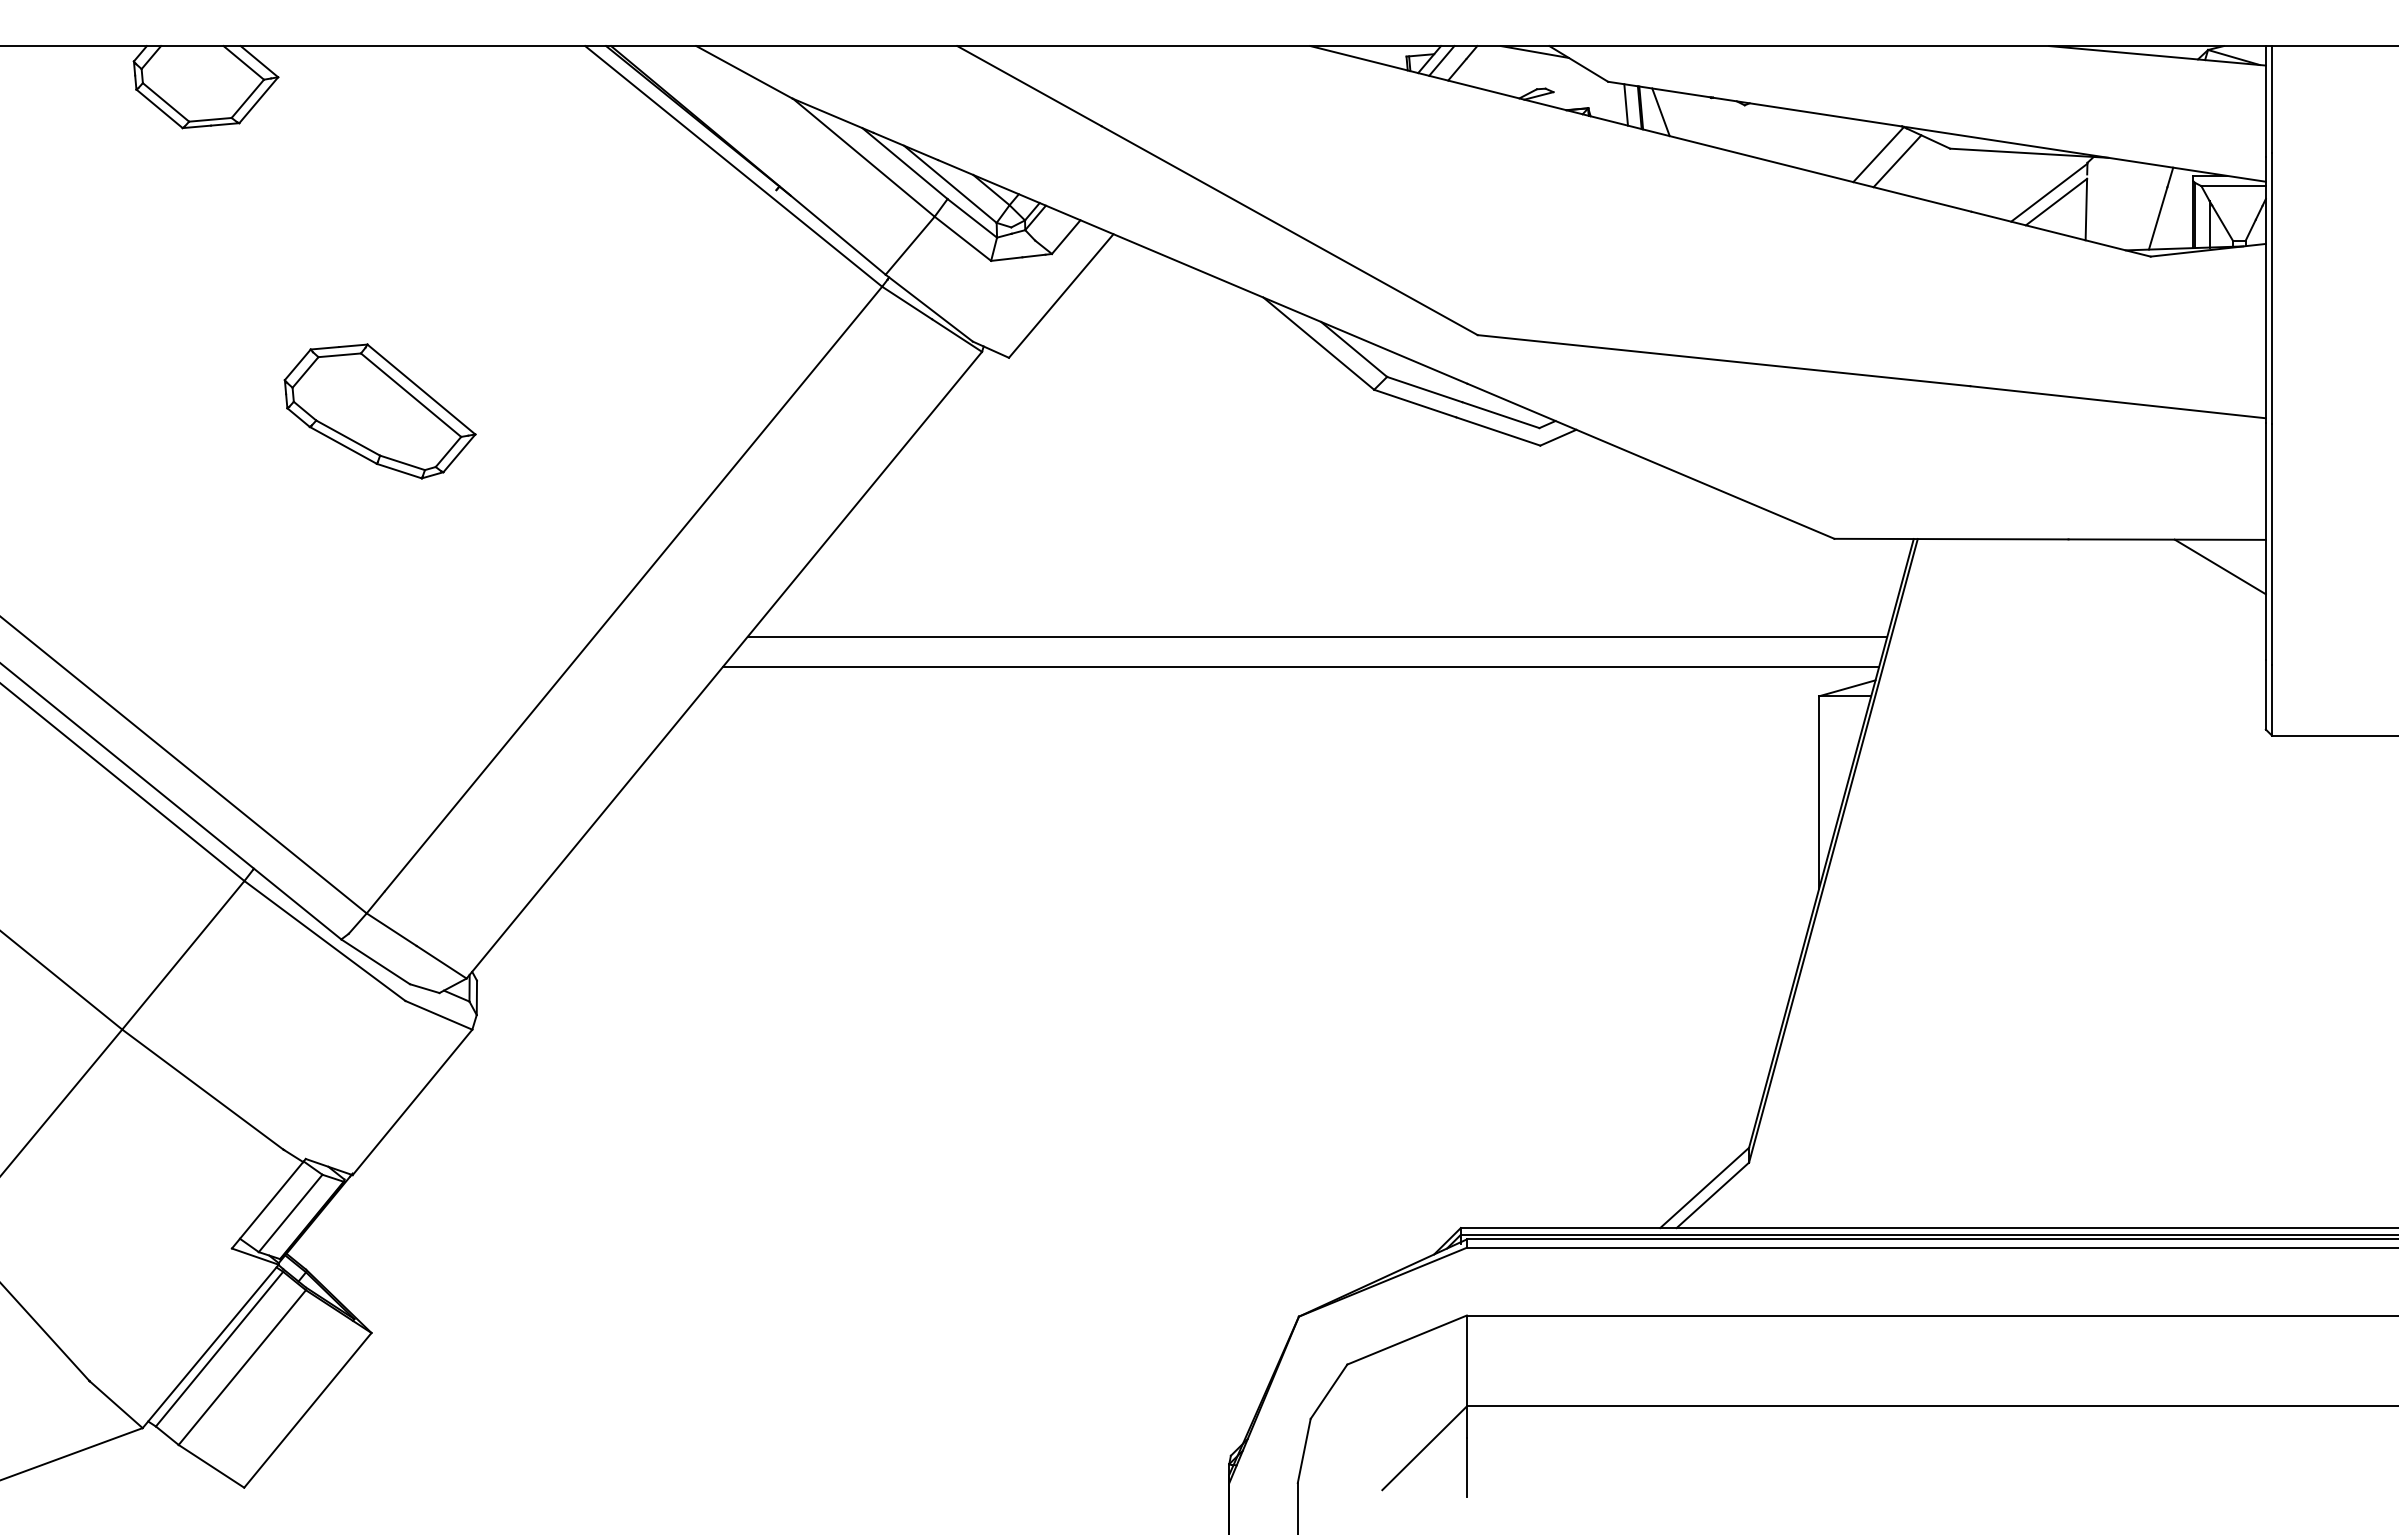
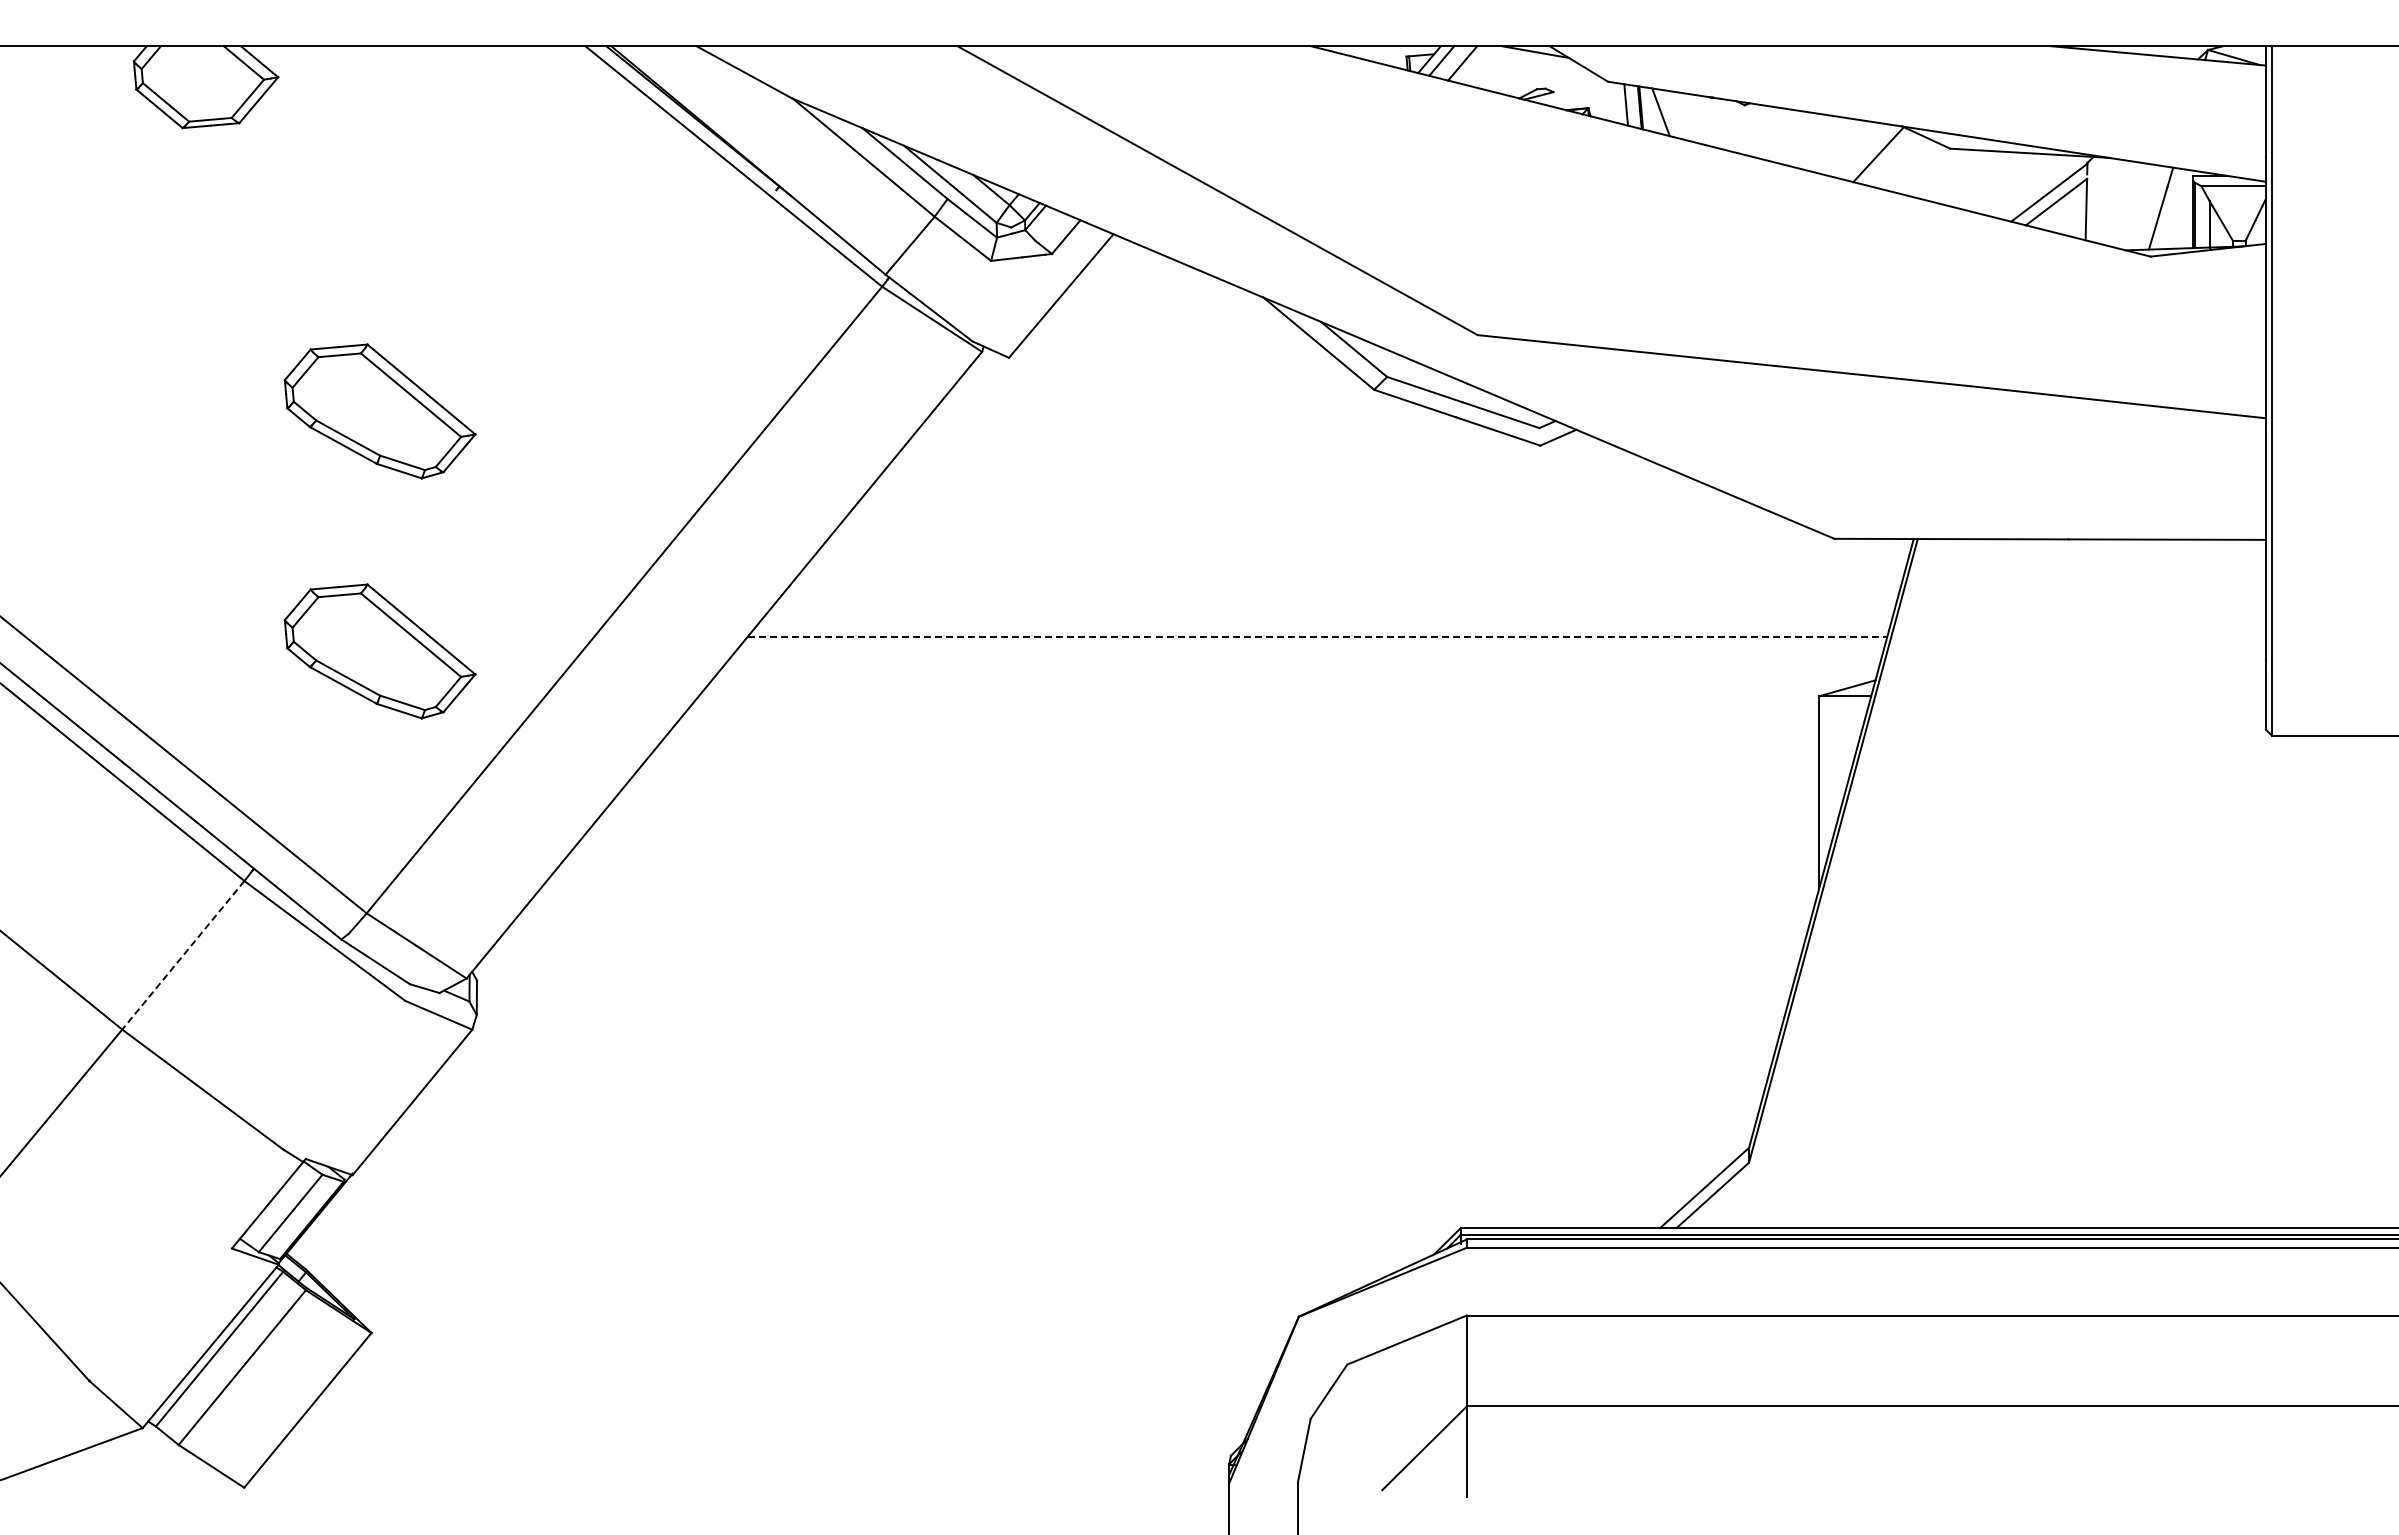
line: present -> none (1897, 161)
line: present -> none (2219, 566)
line: solid -> dashed (1317, 636)
part: none -> present (379, 651)
line: present -> none (1300, 667)
line: solid -> dashed (183, 955)
